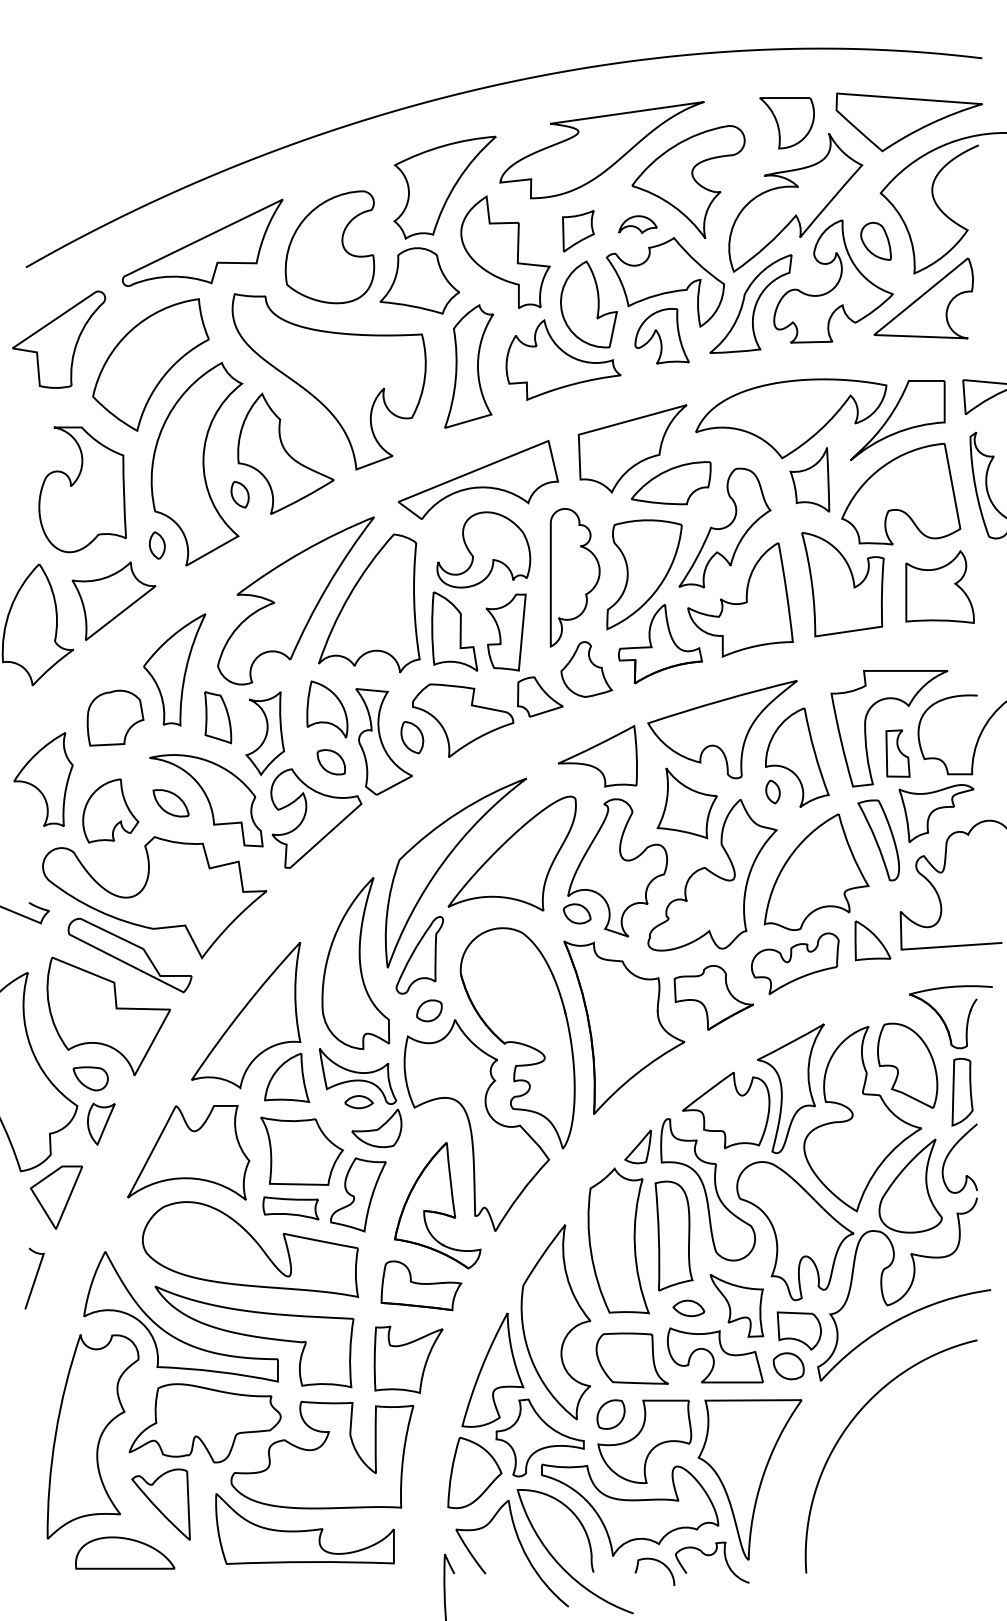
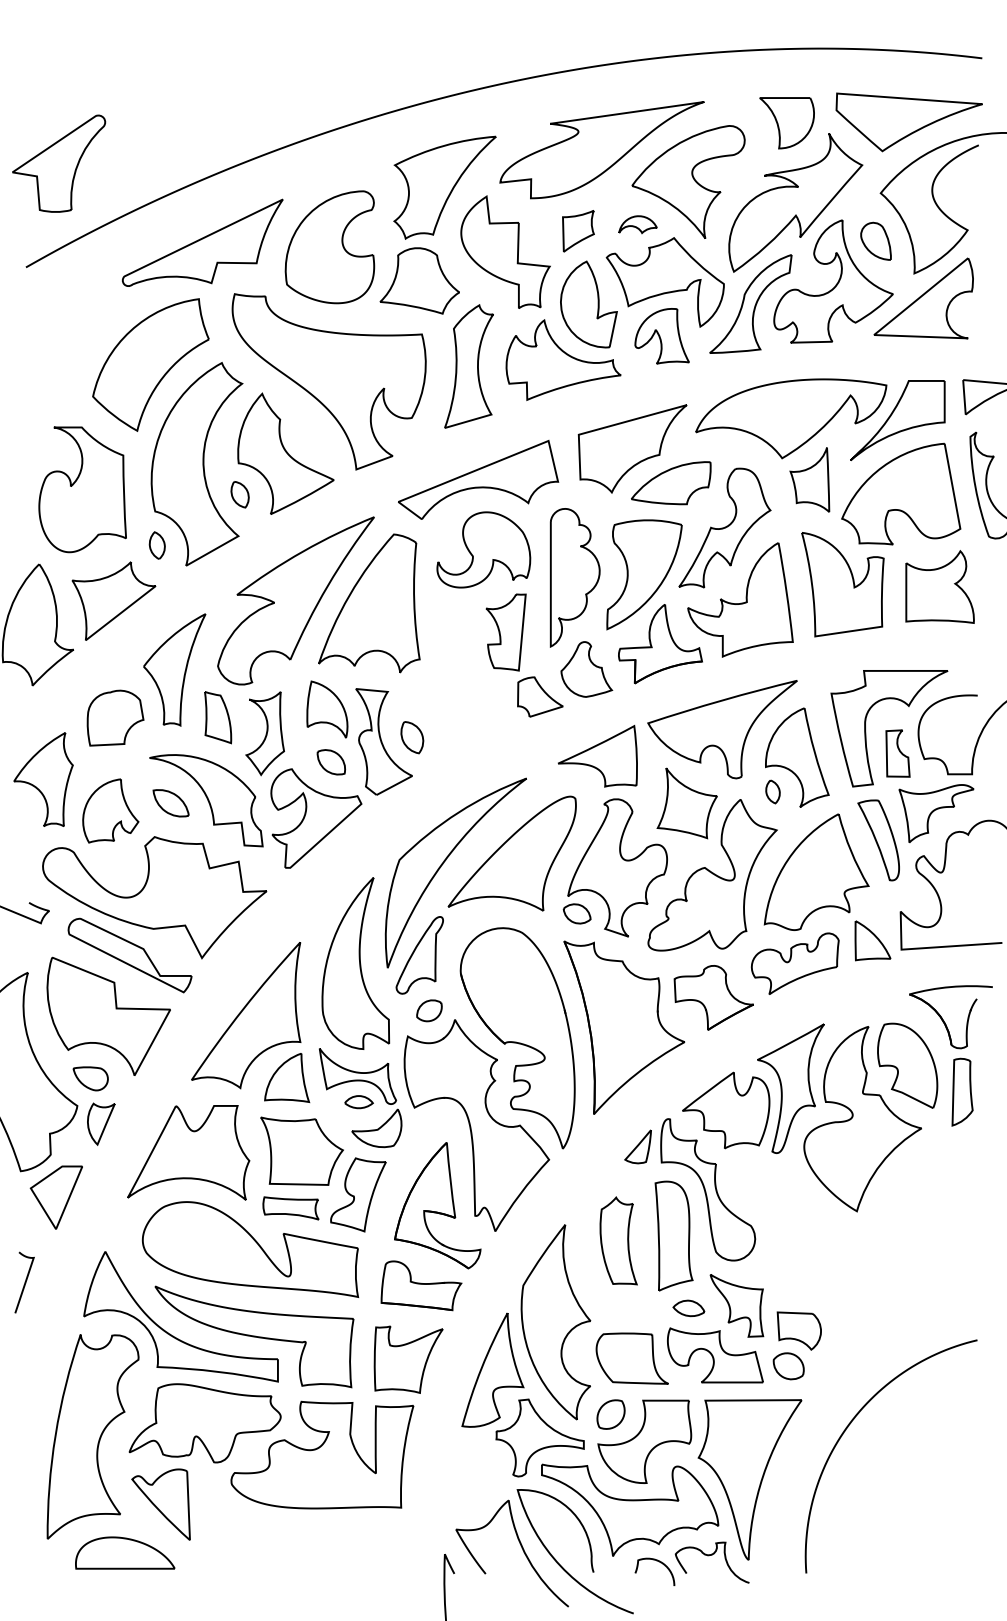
part position: (59, 339) -> (59, 163) (59, 163)
part: present -> none (454, 631)
part: present -> none (463, 720)
part size: 63x148 px -> 39x90 px (618, 1240)
part: present -> none (857, 1251)
curve position: (34, 1278) -> (24, 1282) (24, 1282)
part: present -> none (474, 1472)
part: present -> none (304, 1528)
